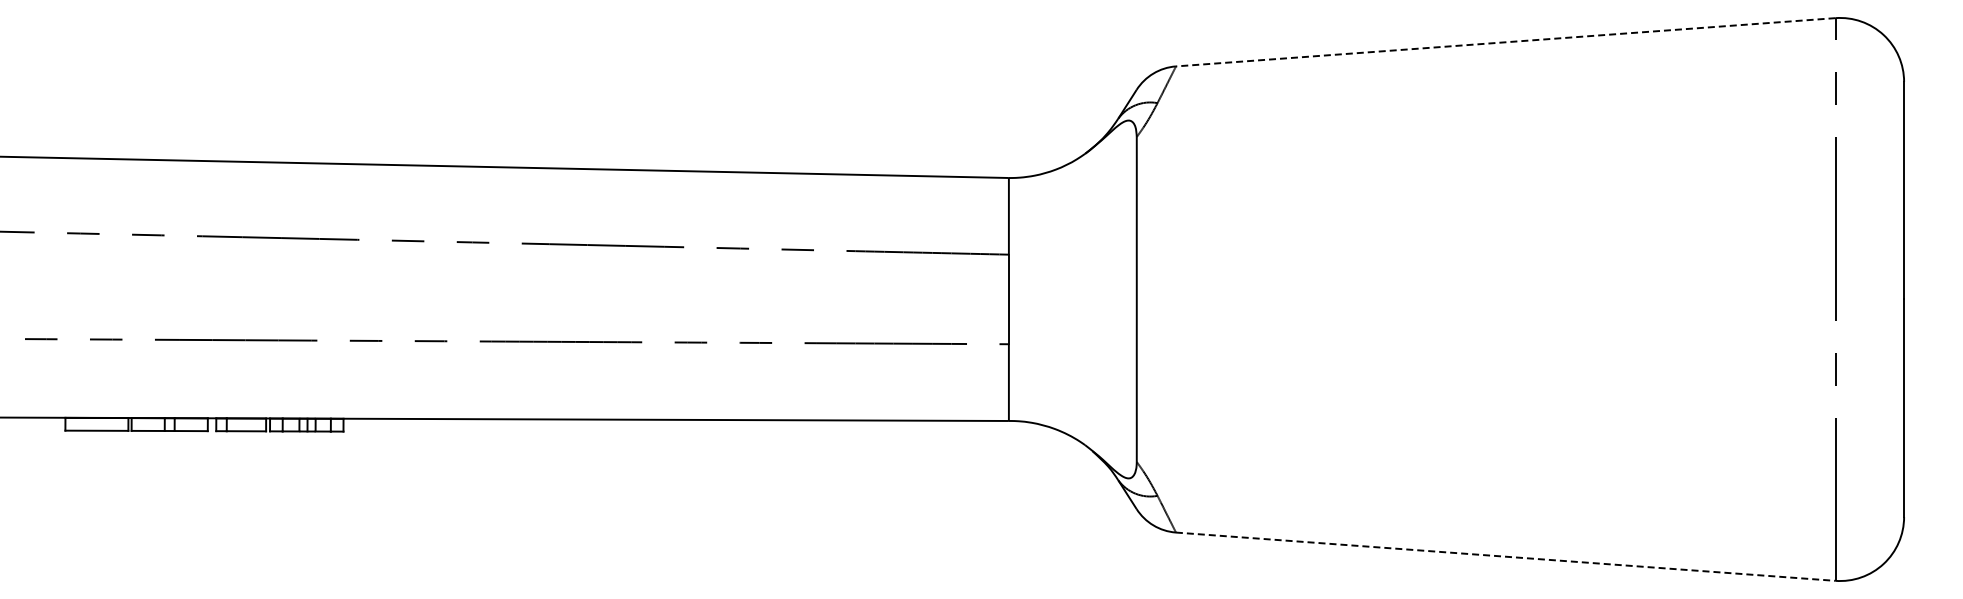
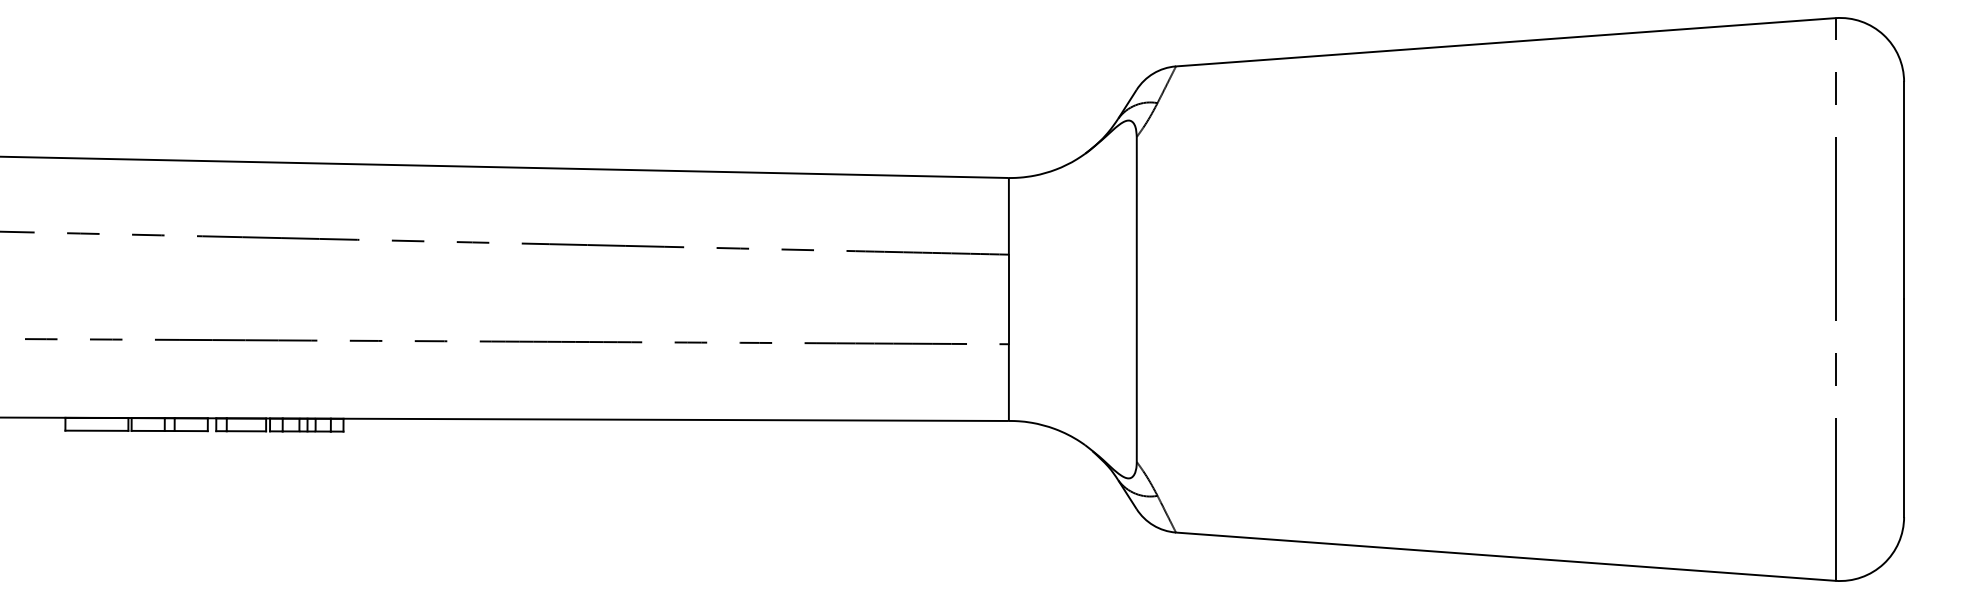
line: dashed -> solid (1505, 42)
line: dashed -> solid (1505, 556)
